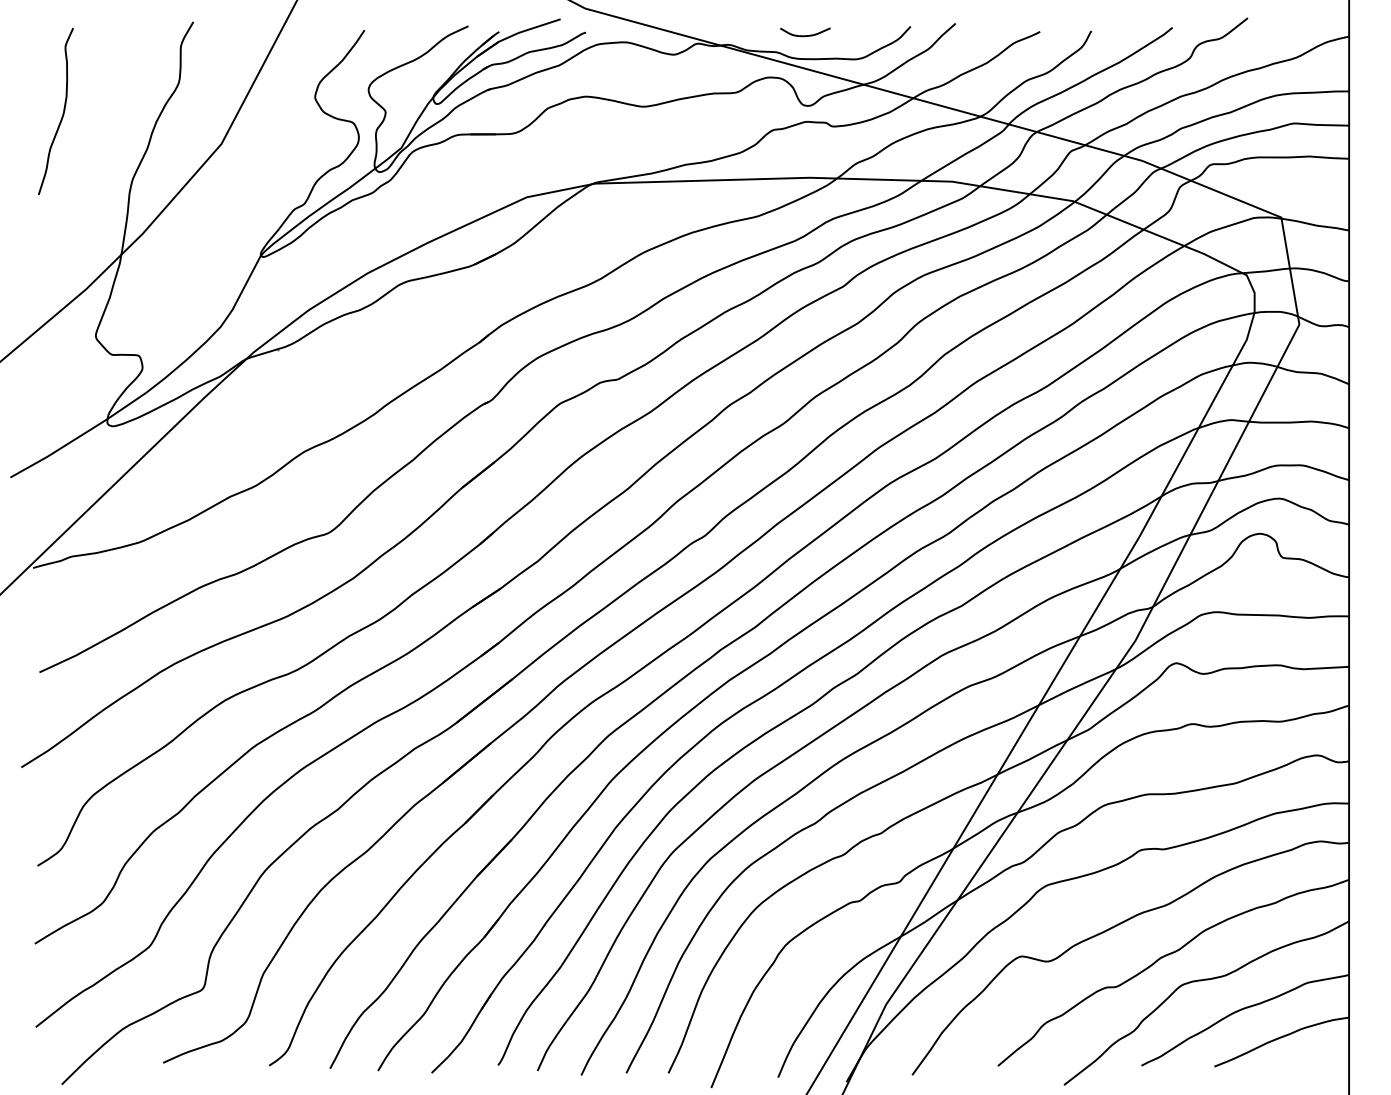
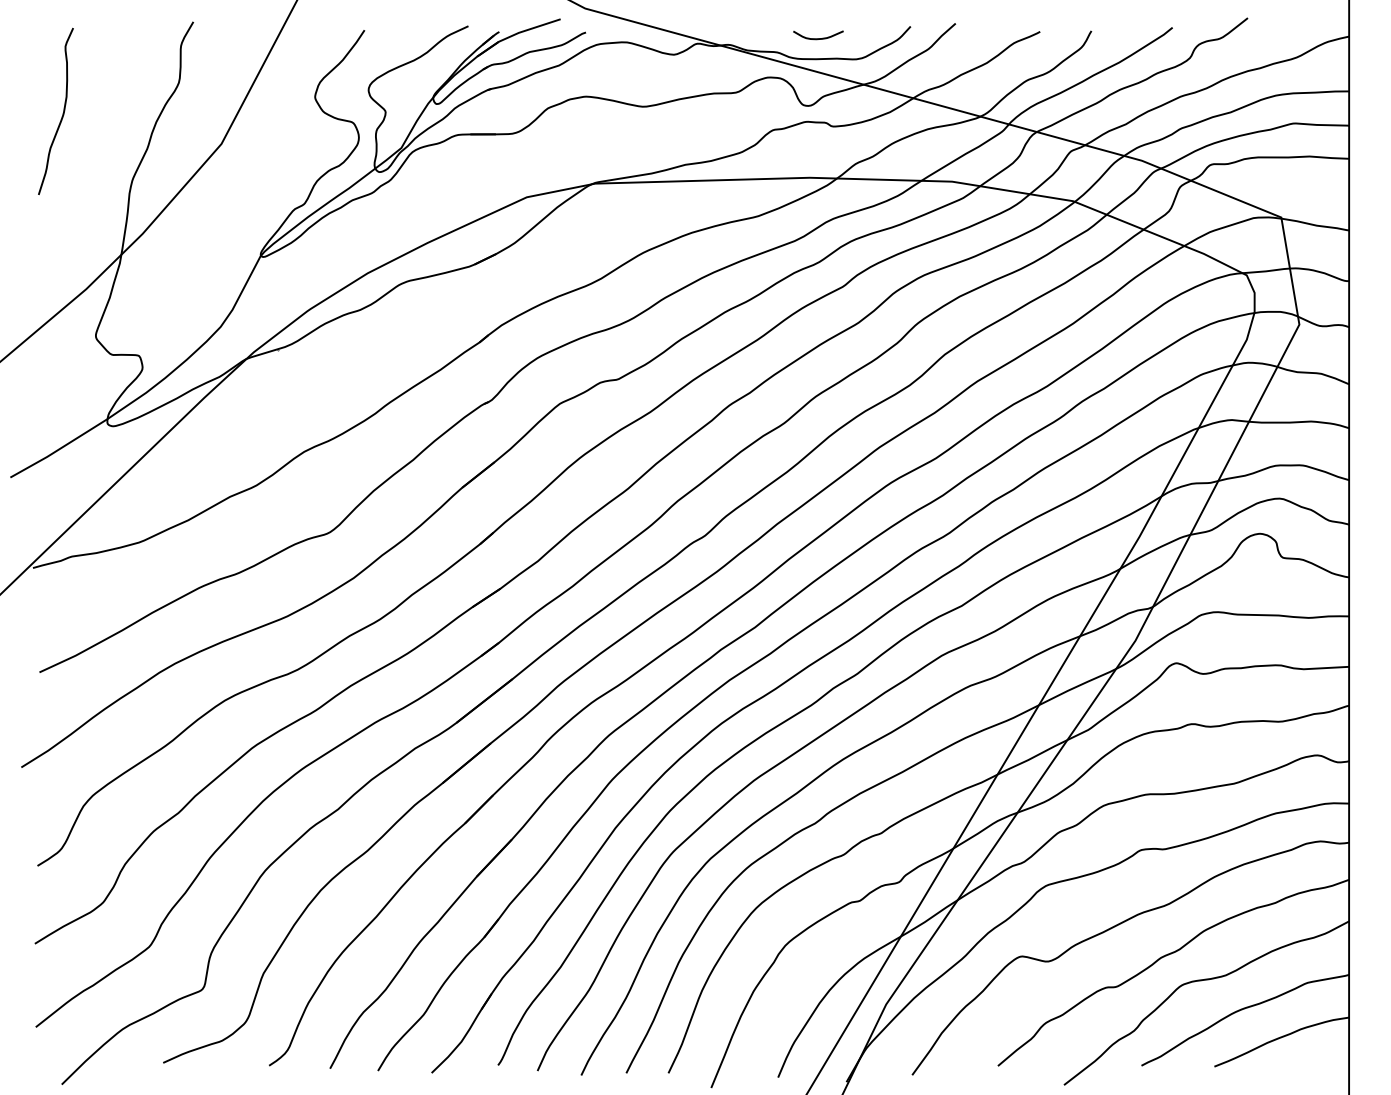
curve position: (805, 35) -> (818, 38) (818, 38)
